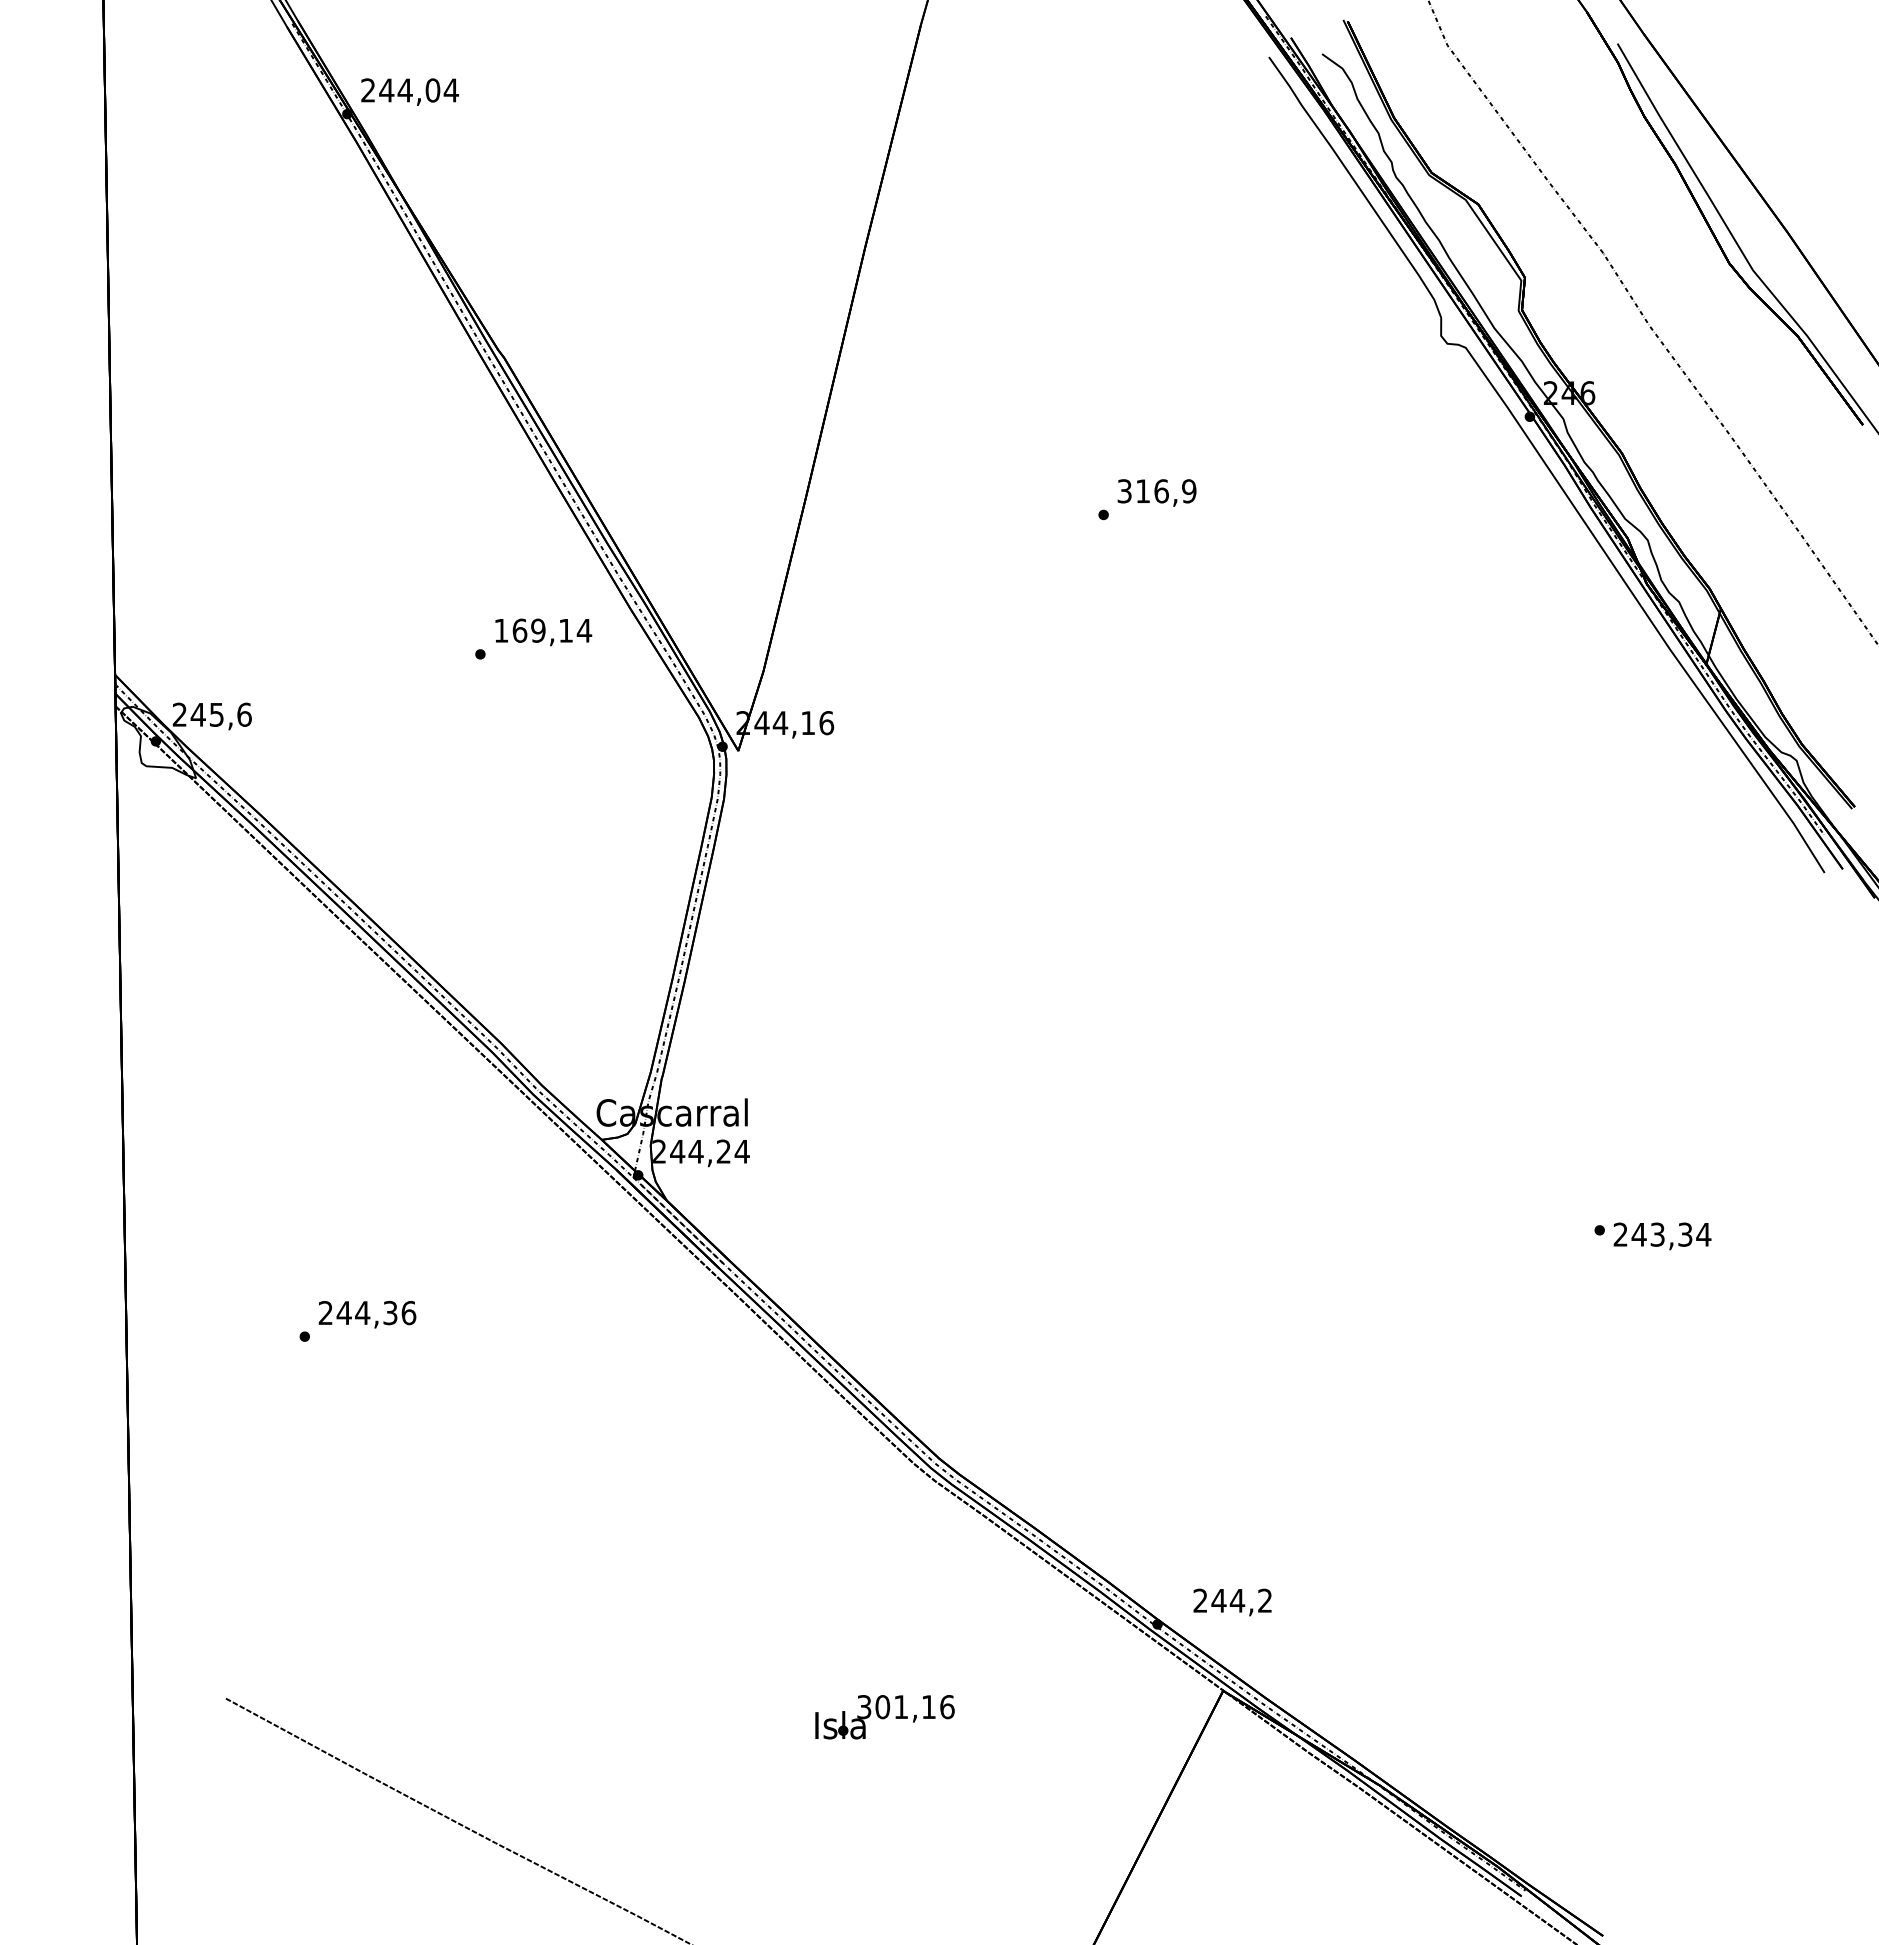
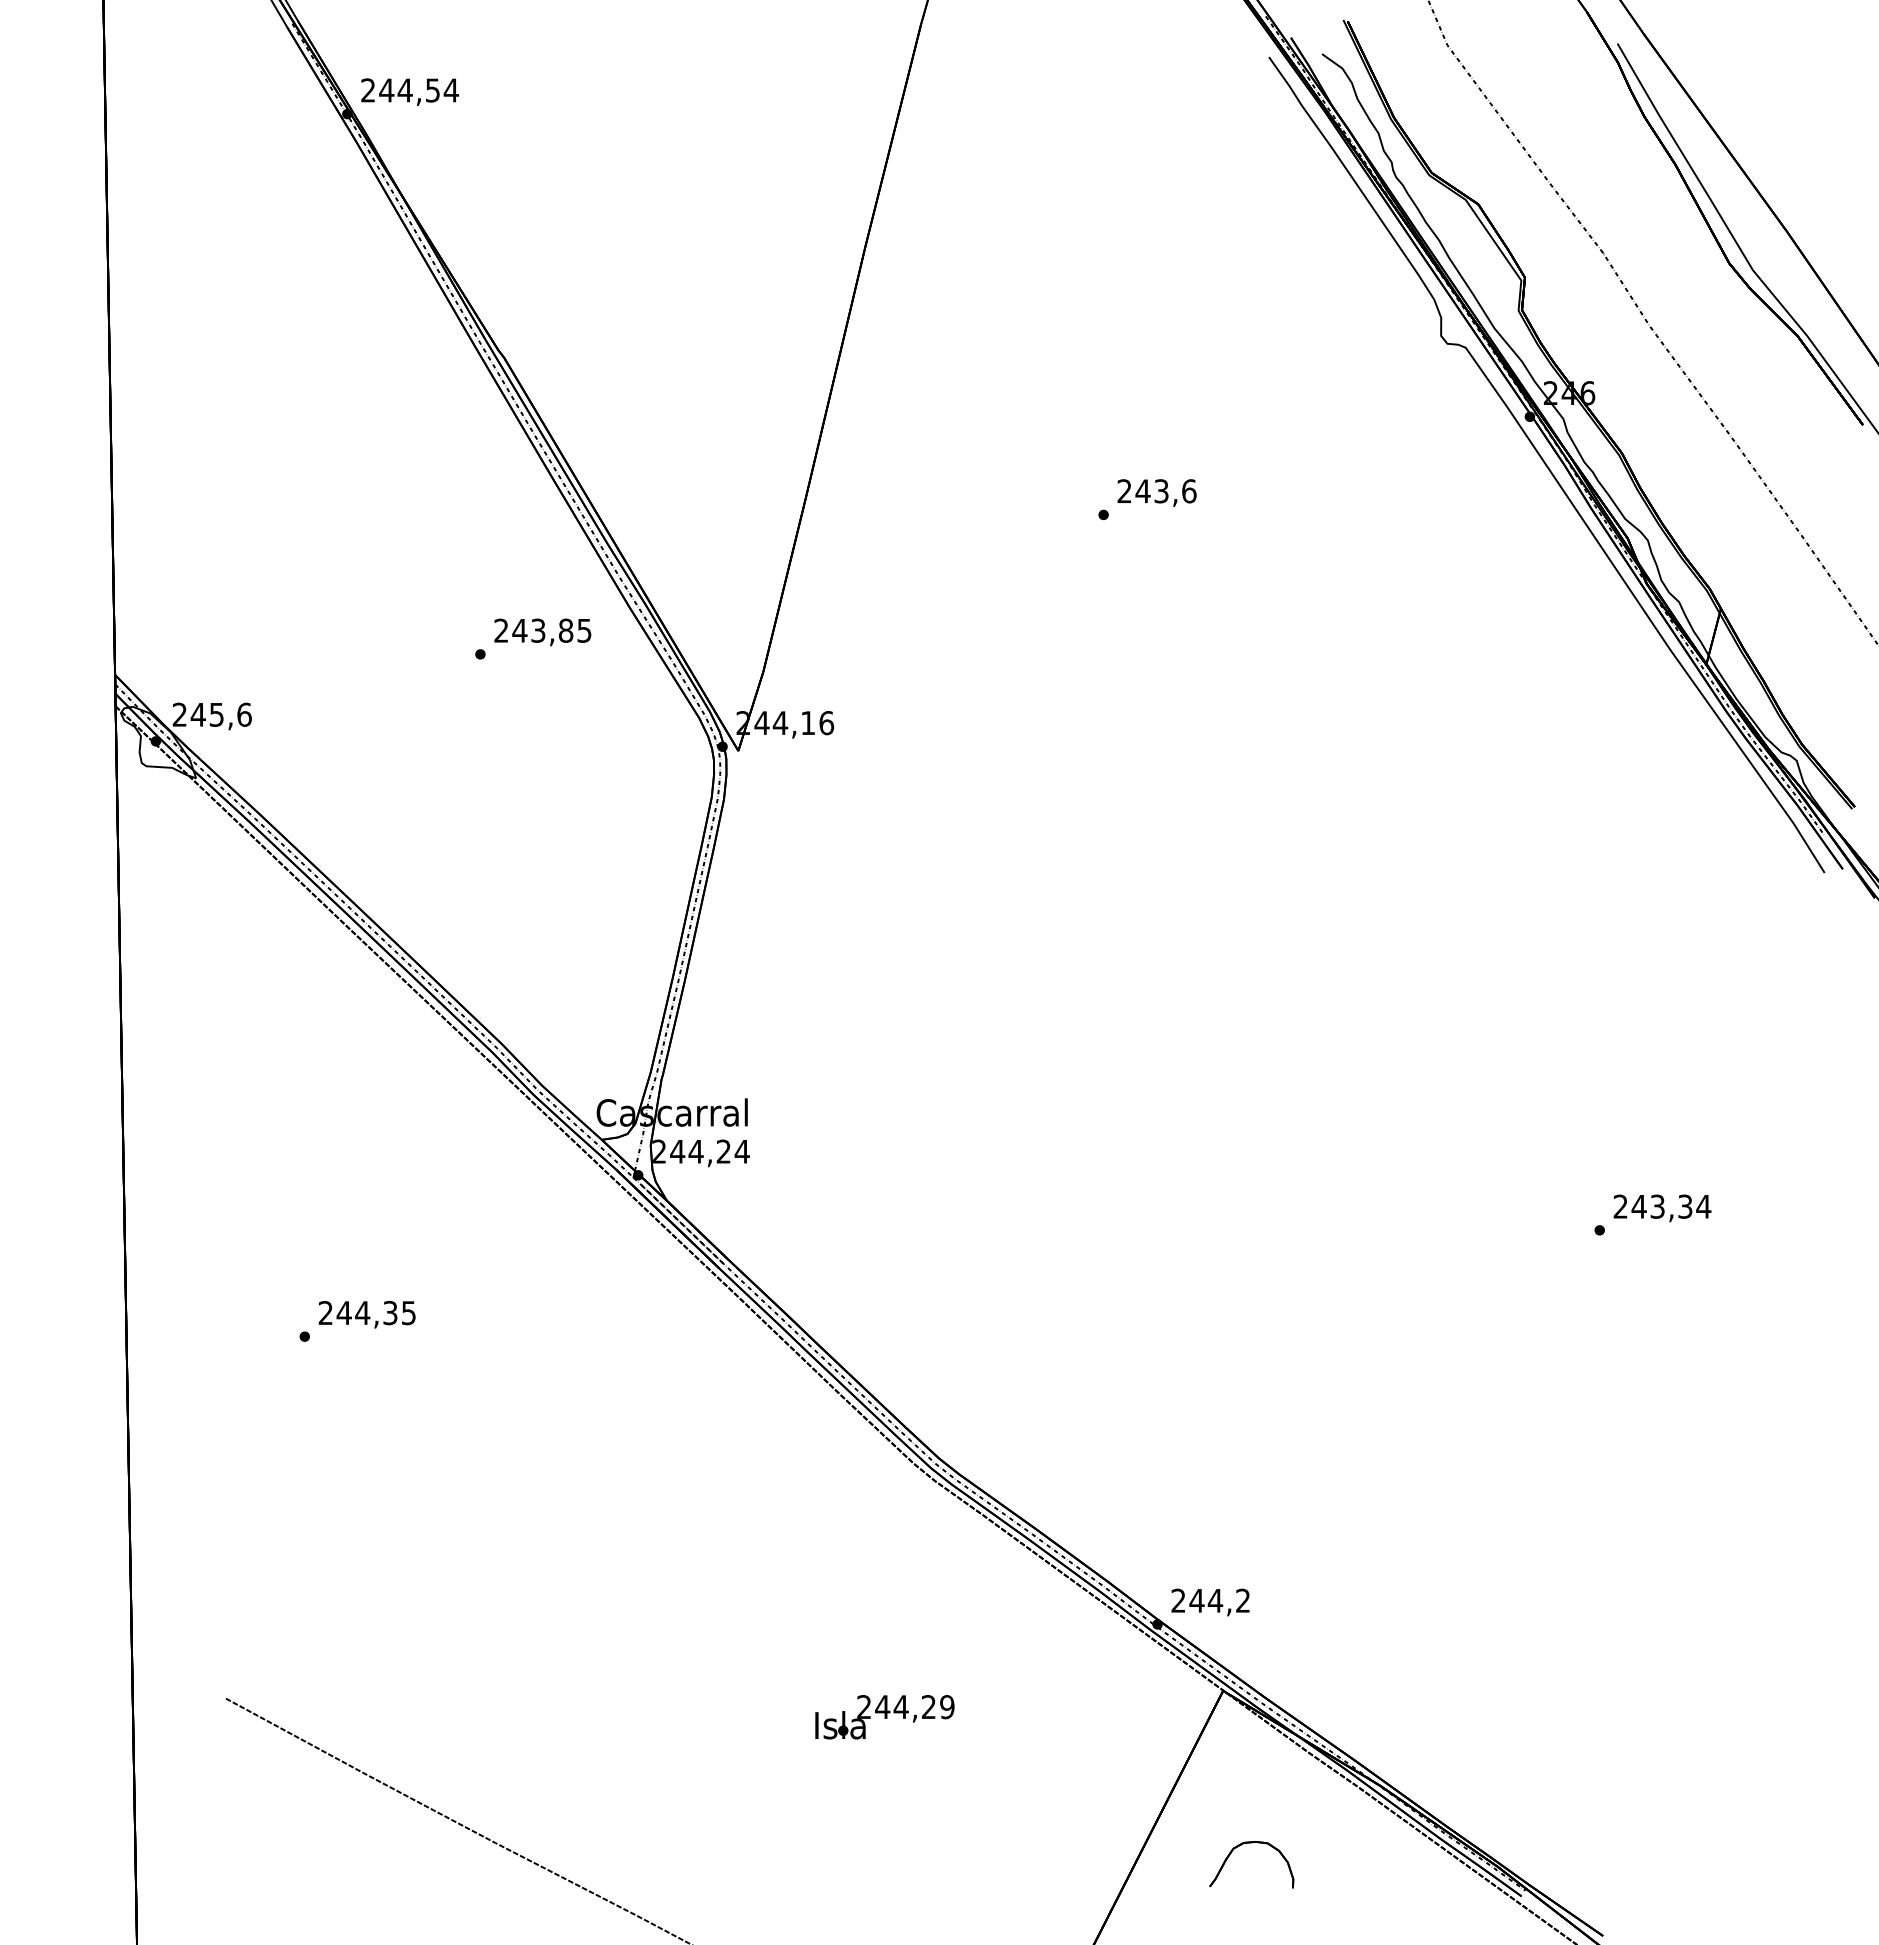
text: 244,04 -> 244,54 (432, 90)
text: 316,9 -> 243,6 (1156, 491)
text: 169,14 -> 243,85 (543, 630)
text position: (1662, 1236) -> (1662, 1208) (1662, 1208)
text: 244,36 -> 244,35 (408, 1313)
text position: (1232, 1602) -> (1210, 1602) (1210, 1602)
text: 301,16 -> 244,29 (905, 1707)
part: none -> present (1251, 1843)
